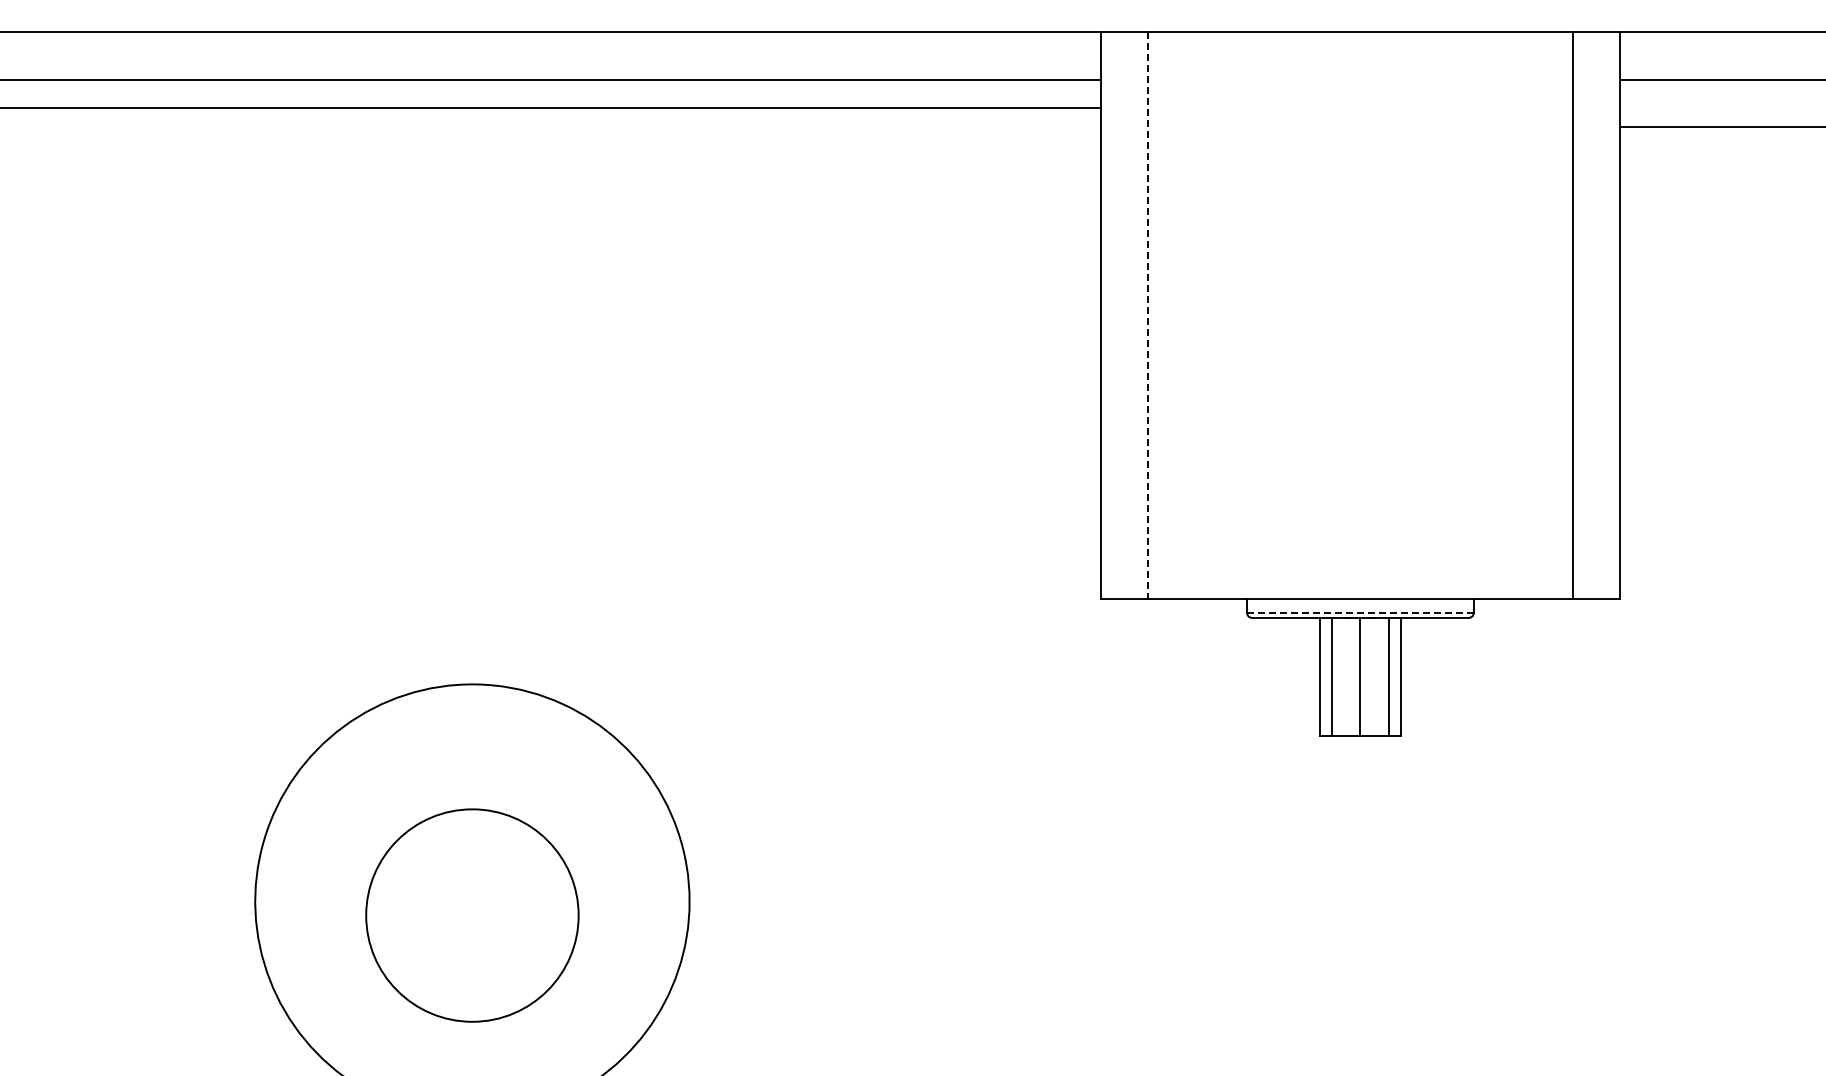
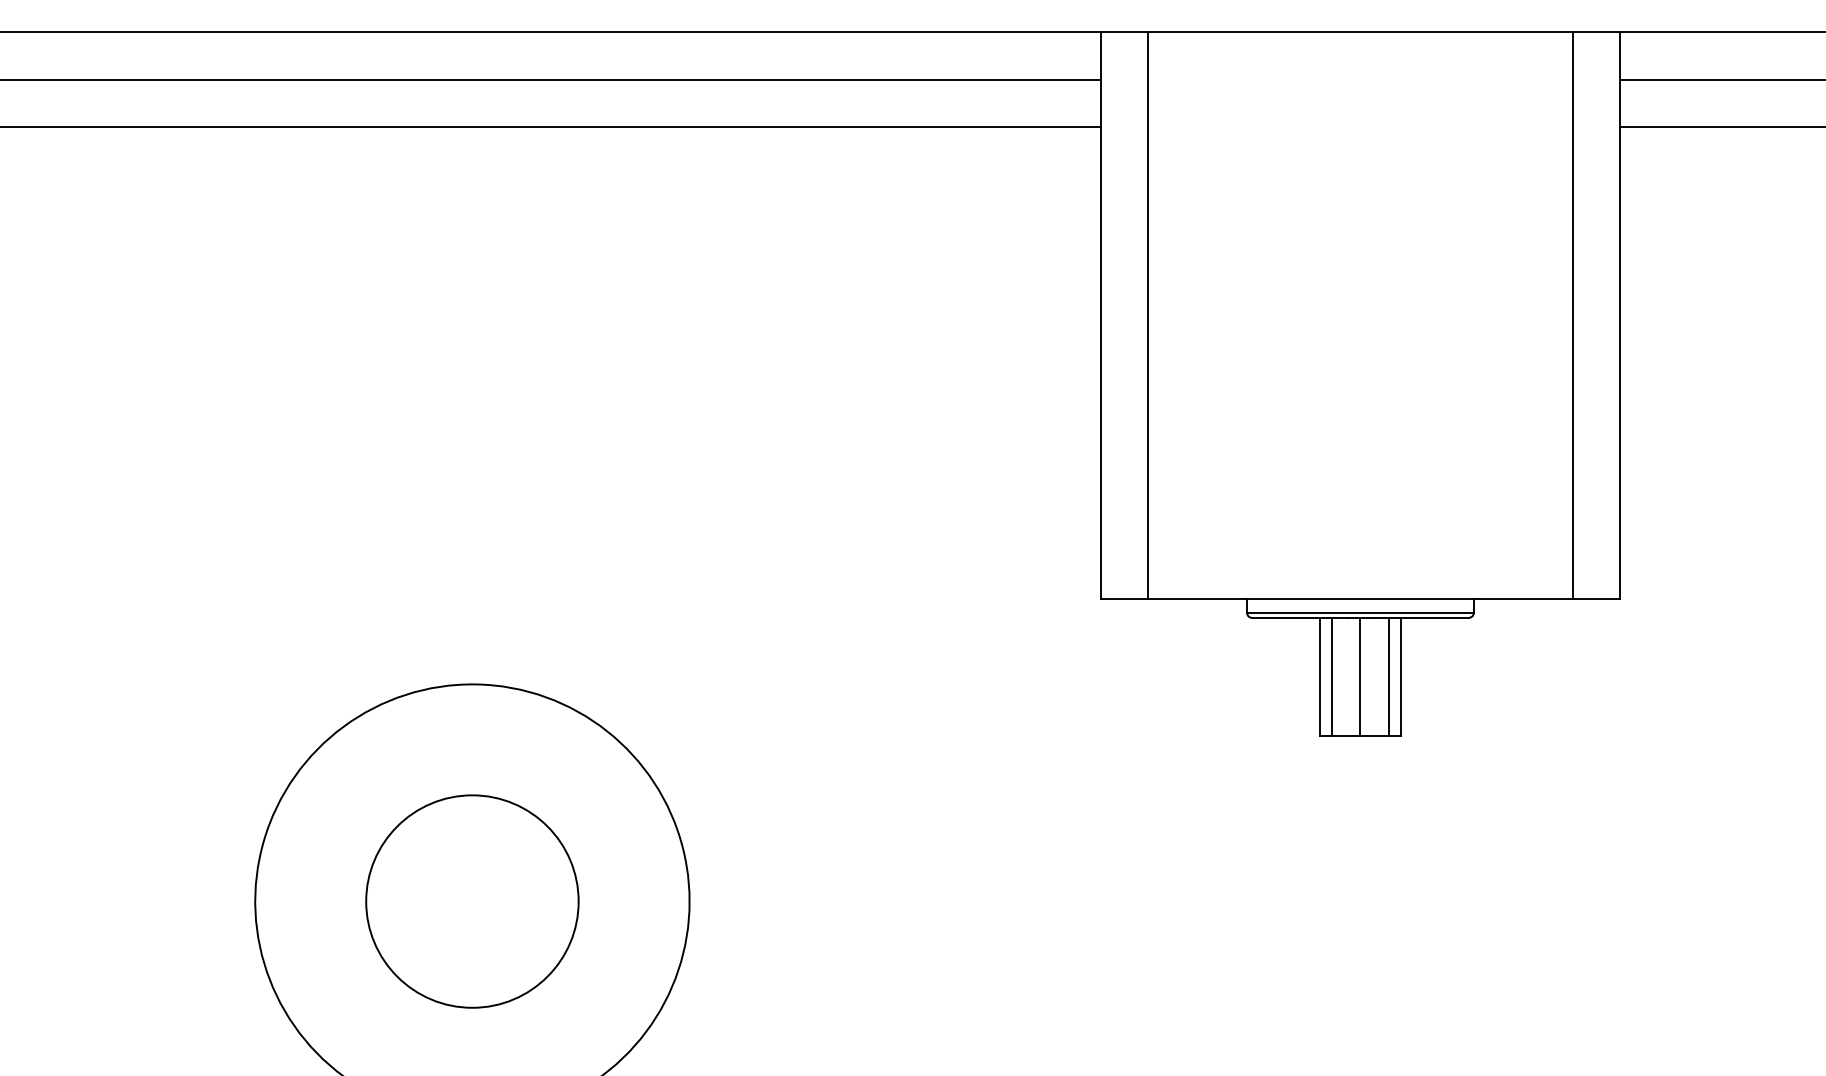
line position: (551, 107) -> (551, 126) (551, 126)
line: dashed -> solid (1148, 316)
line: dashed -> solid (1360, 613)
circle position: (472, 915) -> (472, 901) (472, 901)
